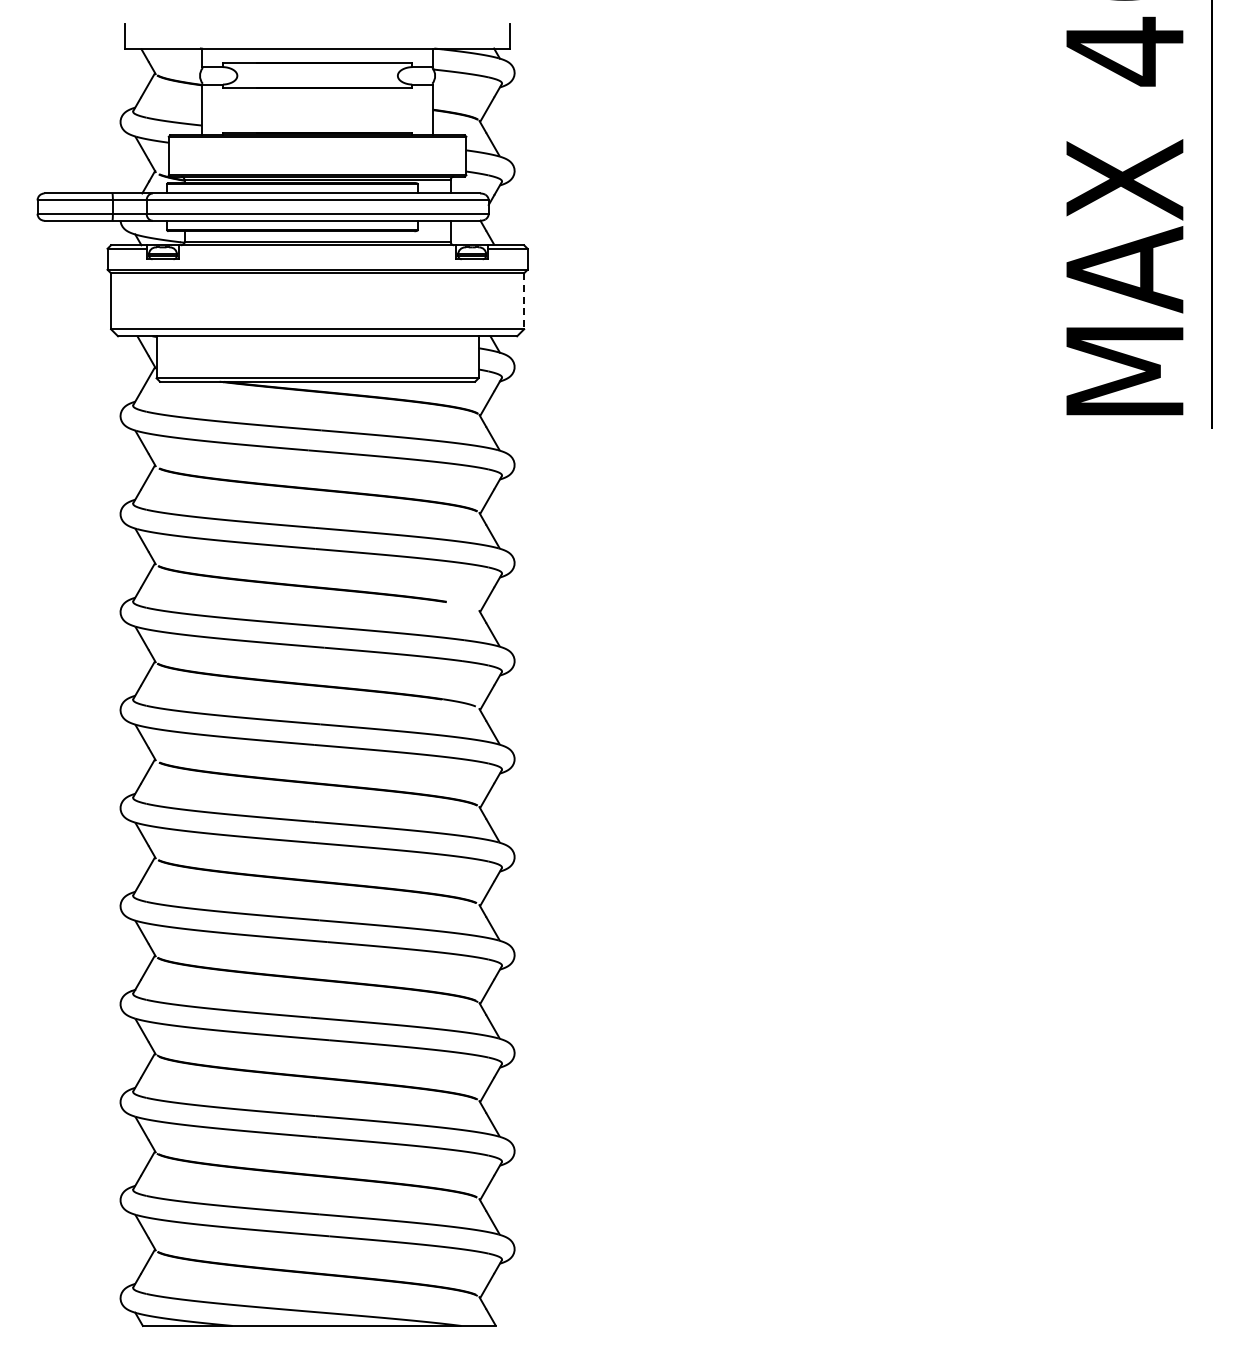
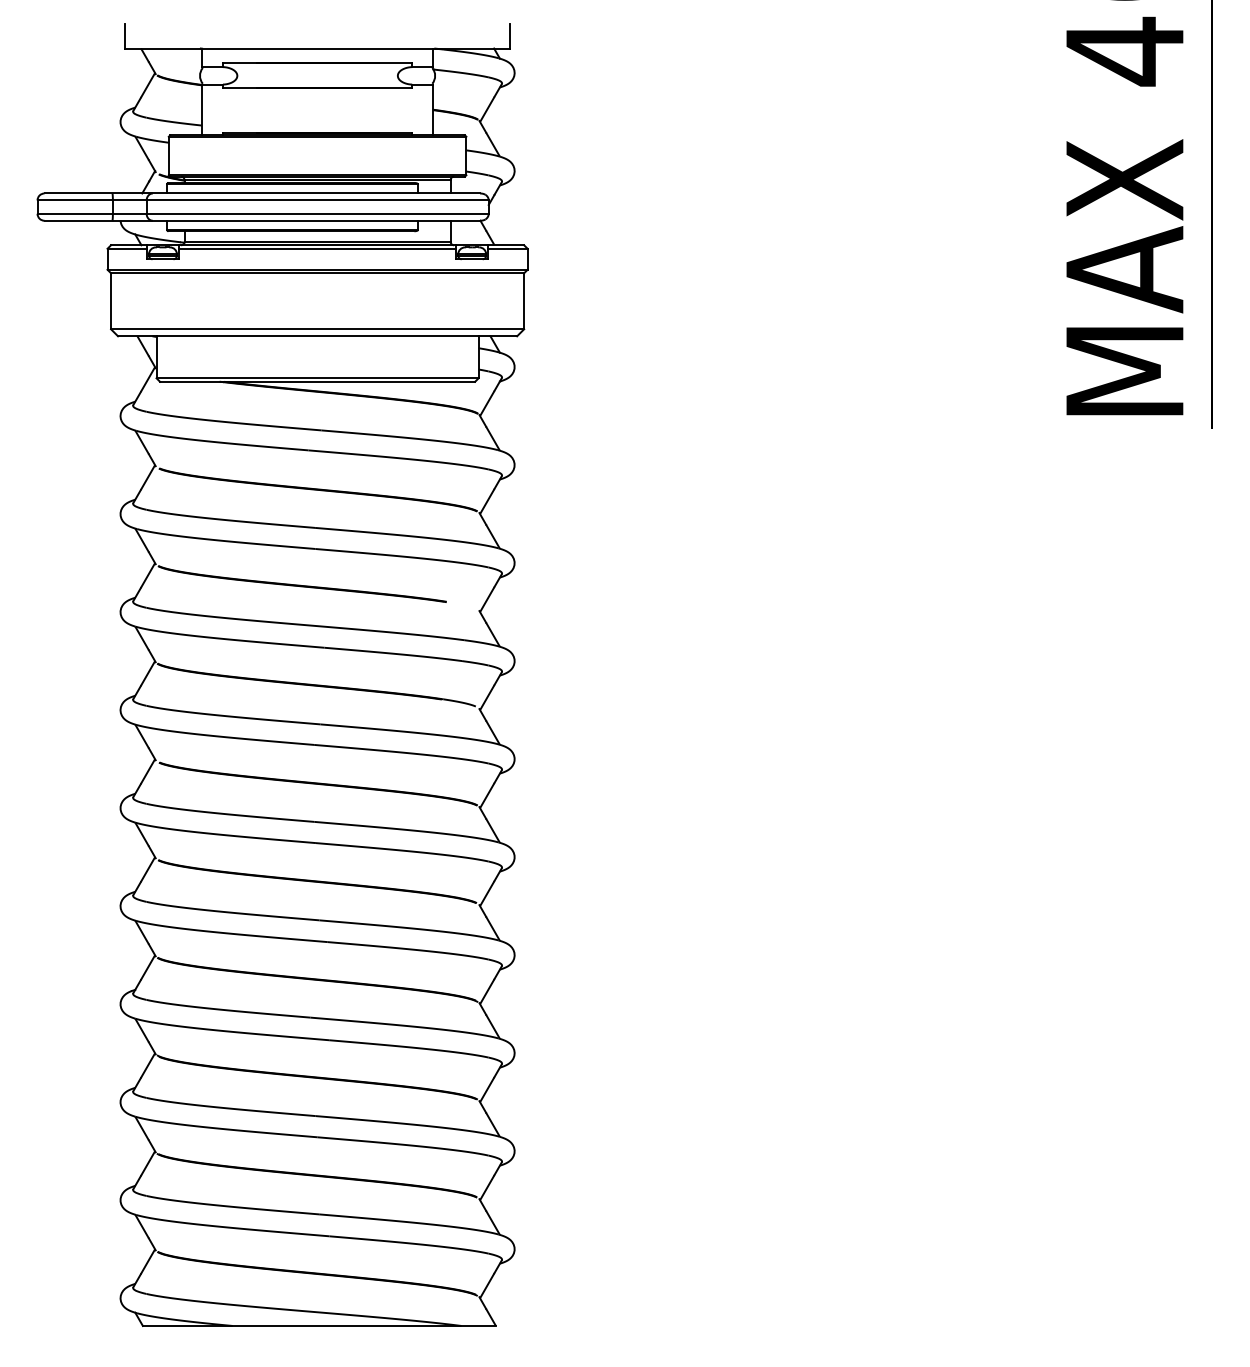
line: none -> present (317, 248)
line: dashed -> solid (524, 301)
